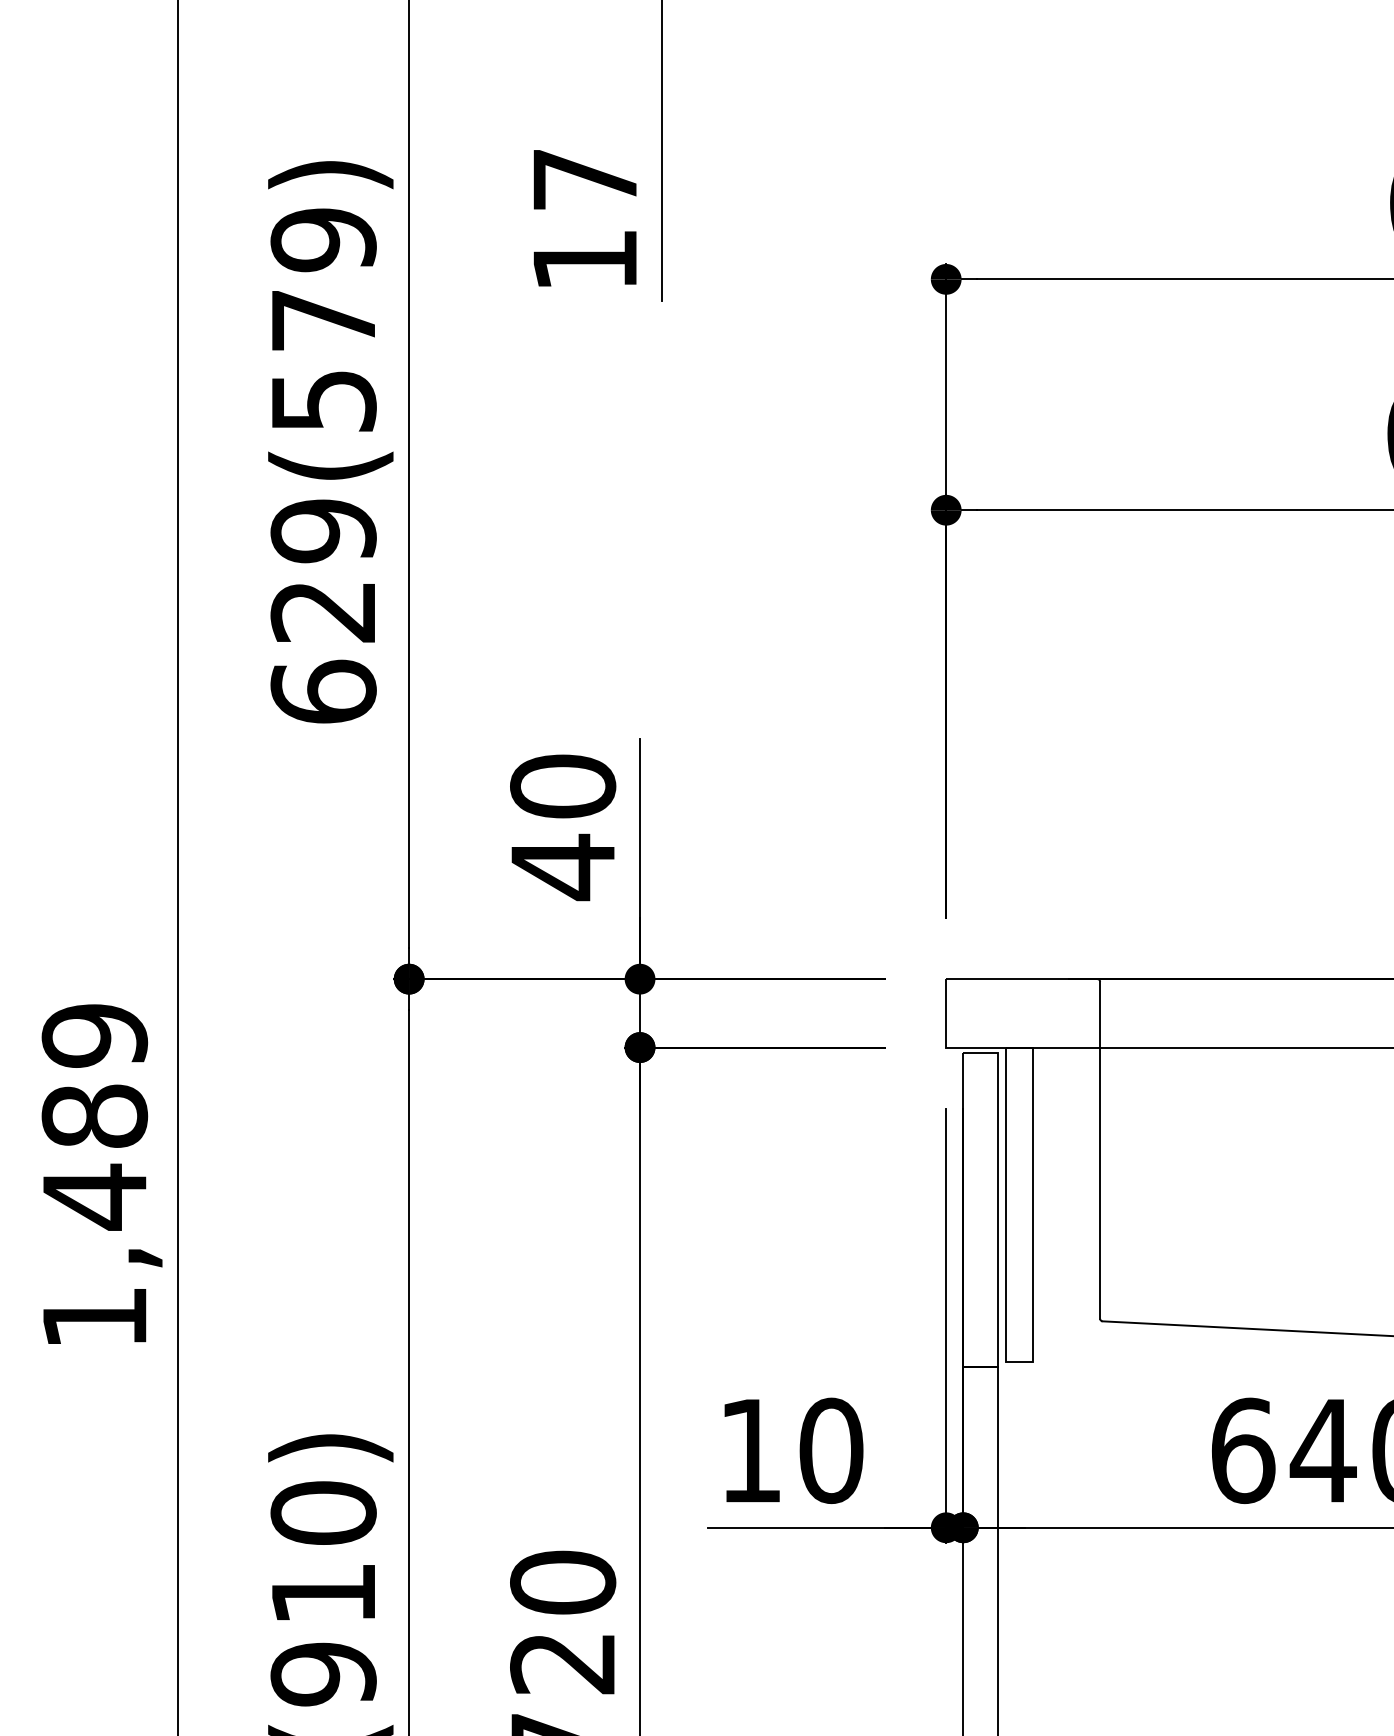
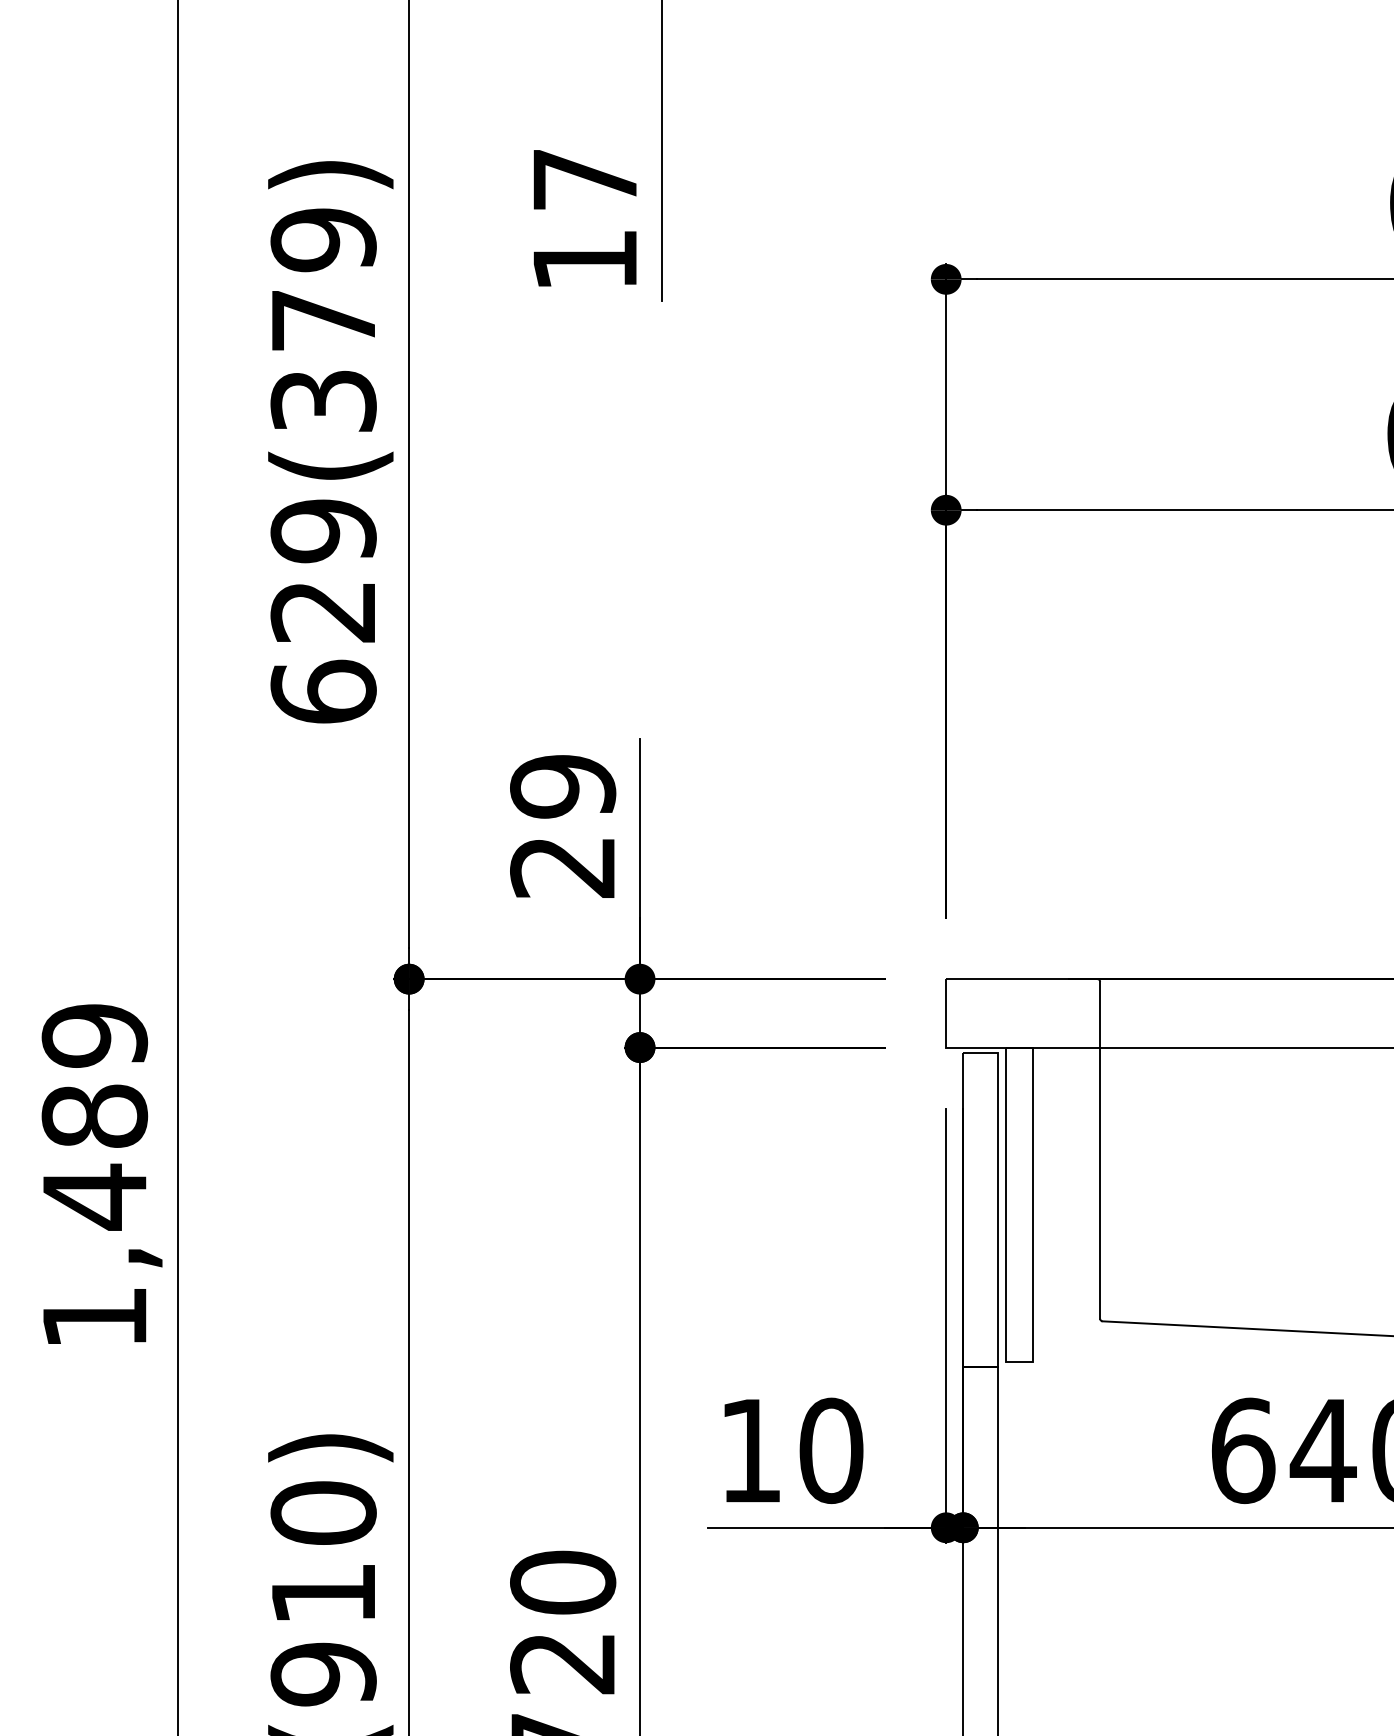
text: 629(579) -> 629(379) (323, 400)
text: 40 -> 29 (563, 827)
